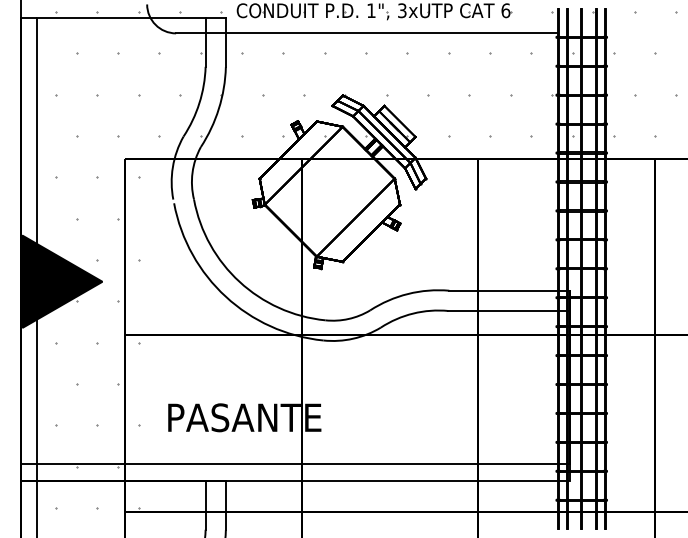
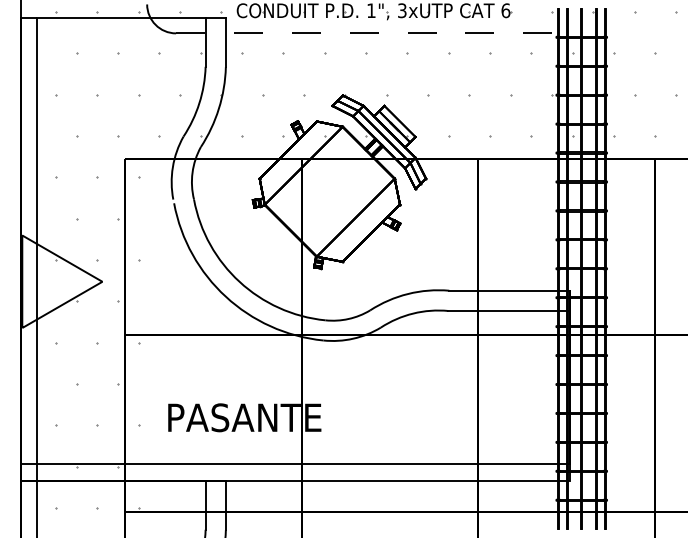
line: solid -> dashed (366, 33)
fill: present -> none (62, 281)
